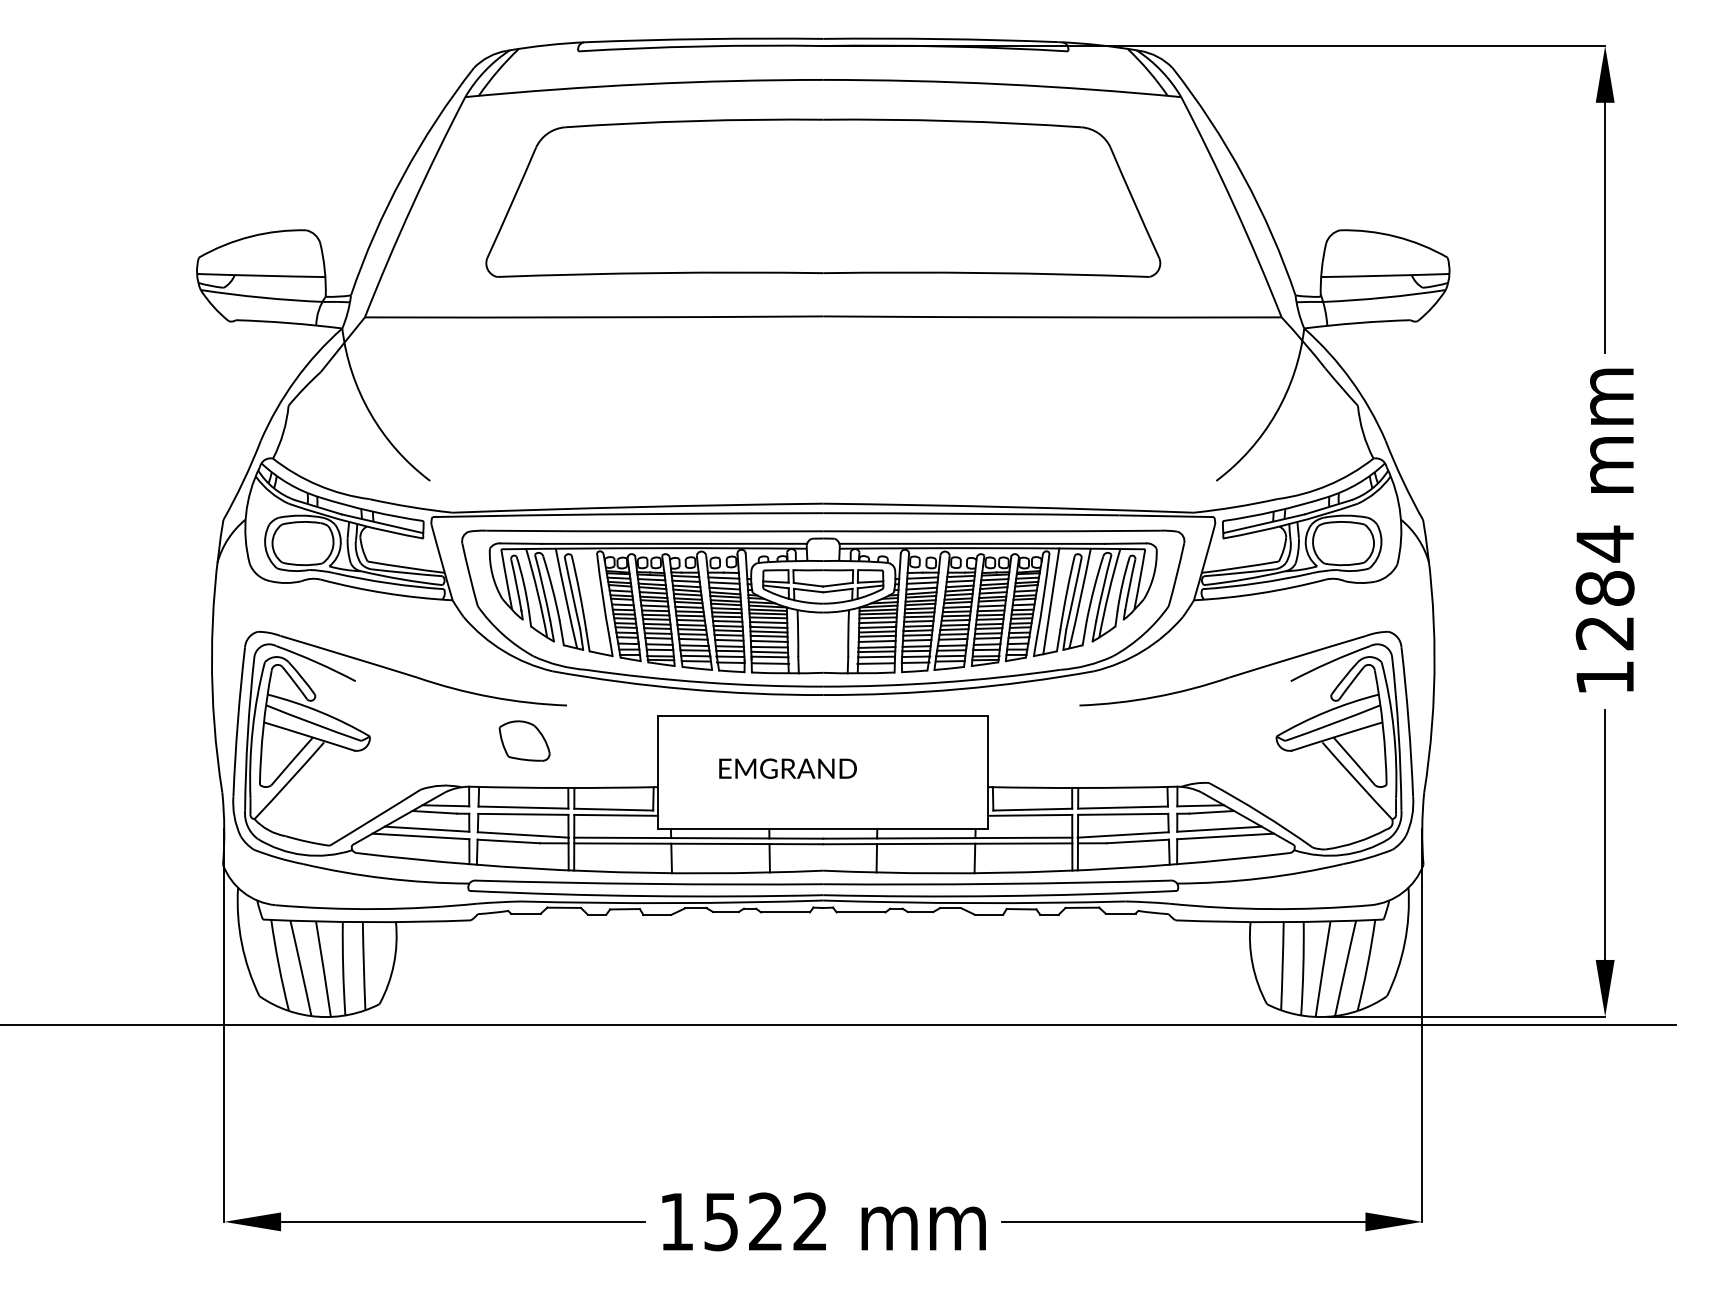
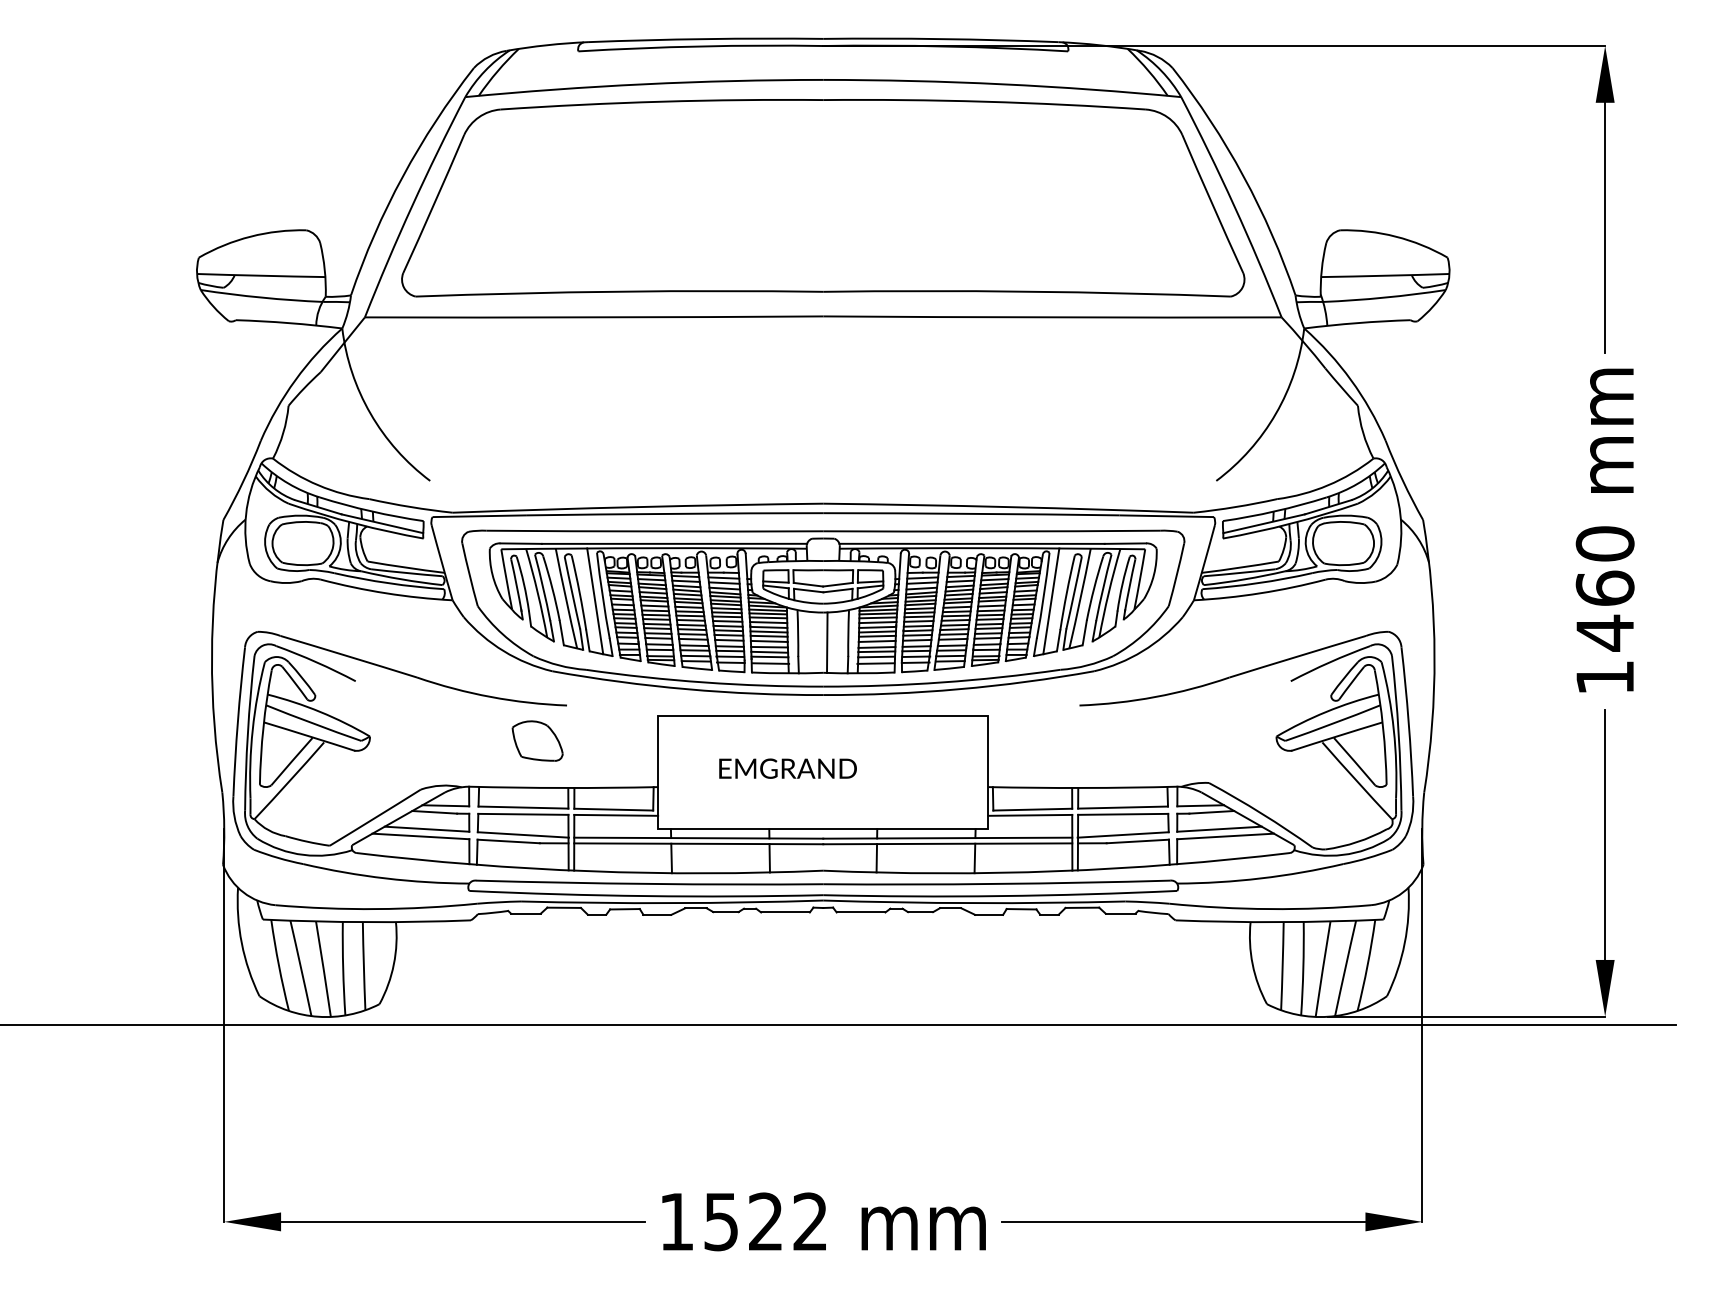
part size: 677x160 px -> 845x199 px (823, 198)
text: 1284 -> 1460 (1604, 588)
line: none -> present (595, 601)
line: none -> present (827, 642)
part position: (524, 740) -> (537, 740) (537, 740)
